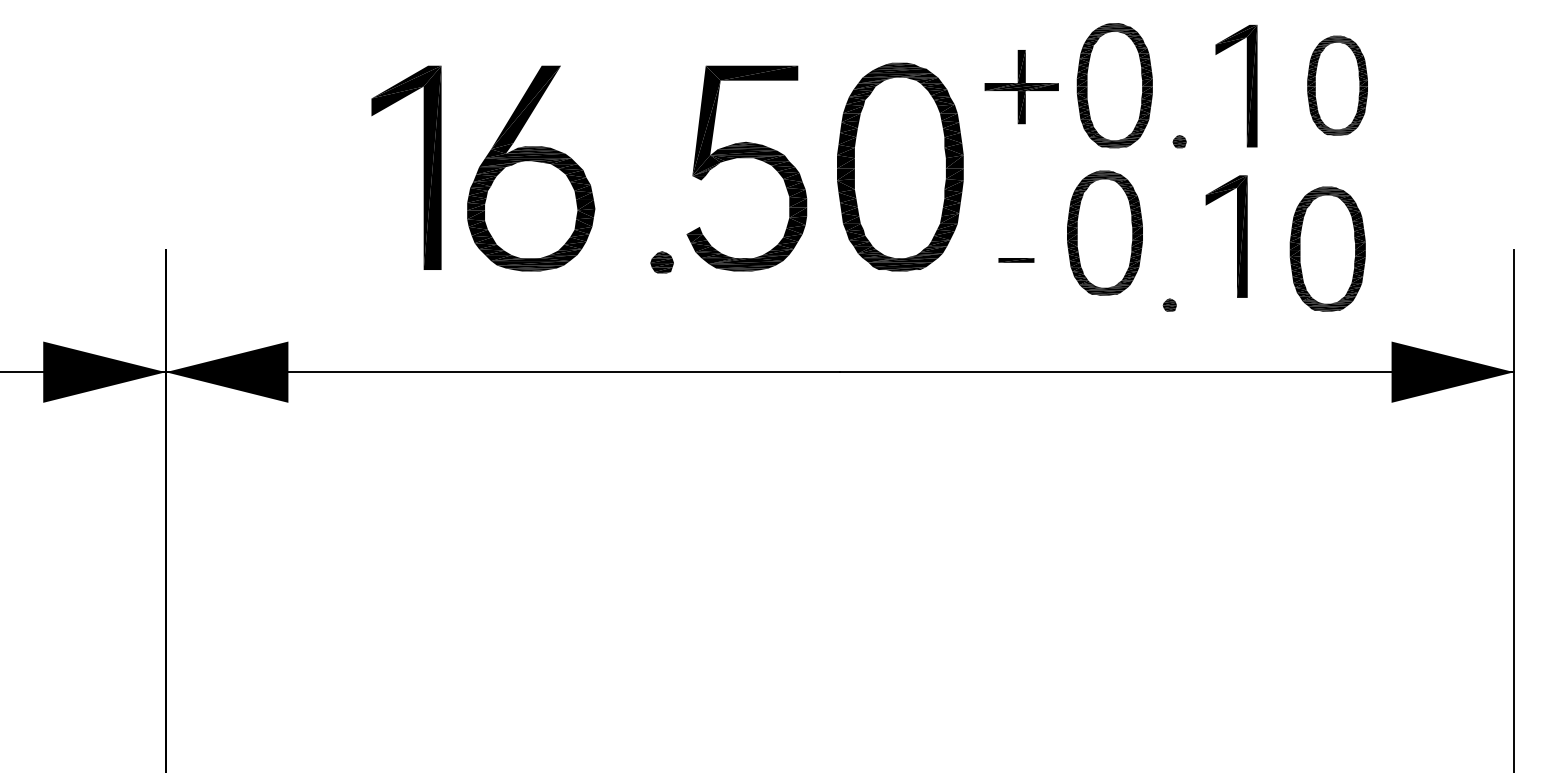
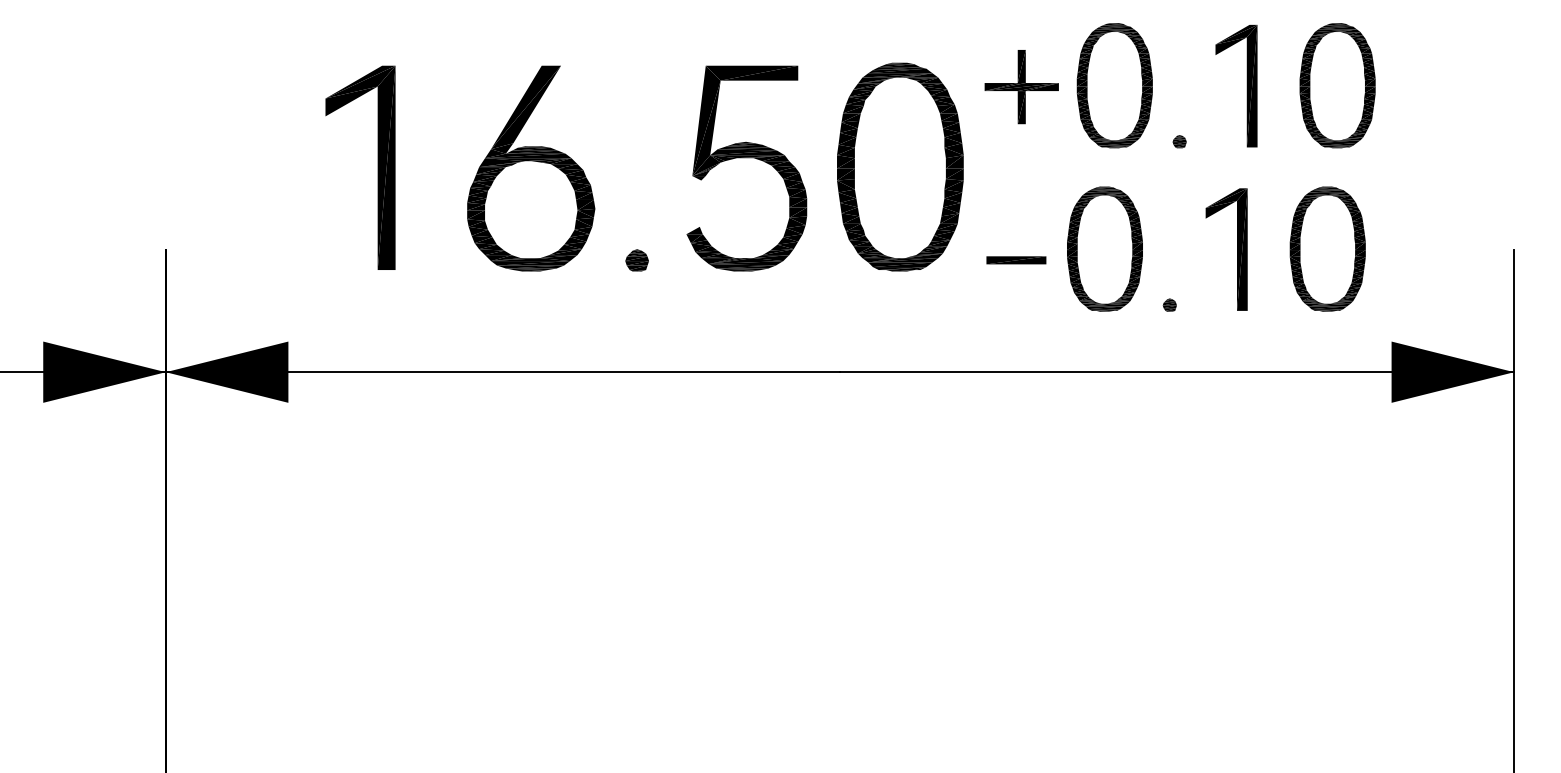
part size: 61x101 px -> 77x126 px (1337, 85)
part position: (423, 167) -> (377, 167) (377, 167)
part position: (1104, 232) -> (1104, 248) (1104, 248)
part position: (1237, 236) -> (1237, 249) (1237, 249)
part size: 37x5 px -> 61x9 px (1016, 260)
part position: (661, 262) -> (636, 260) (636, 260)
